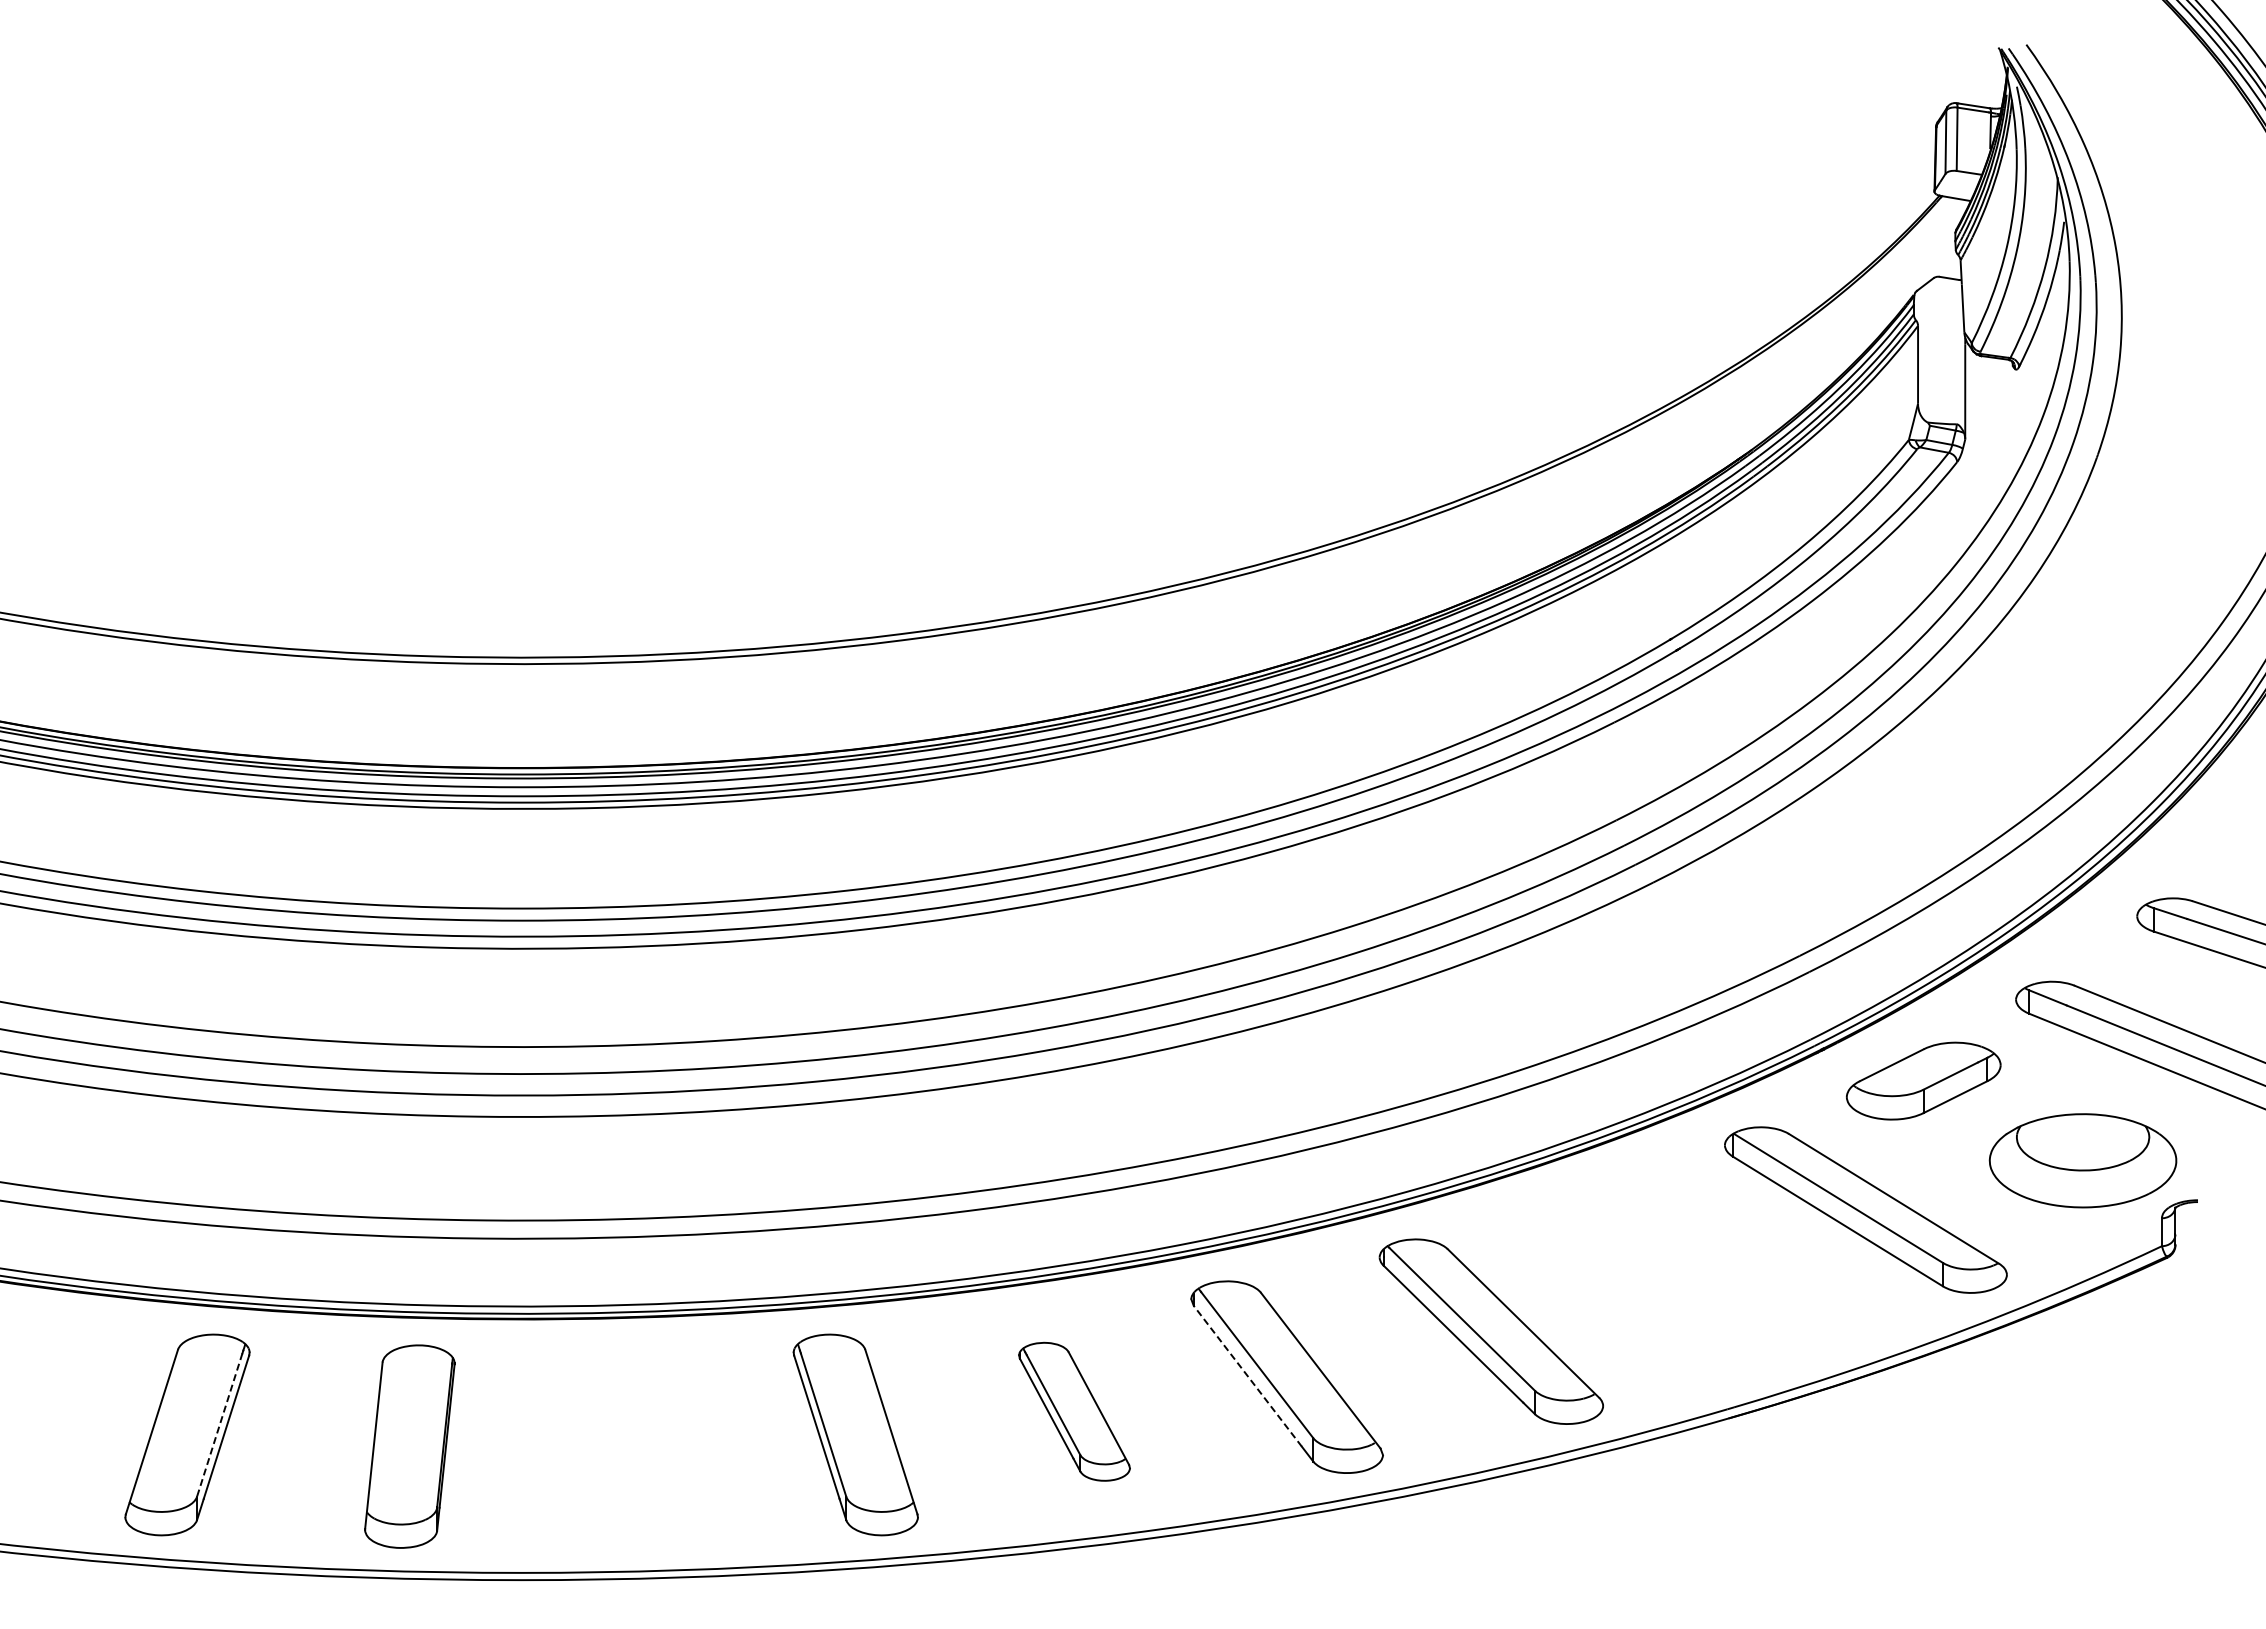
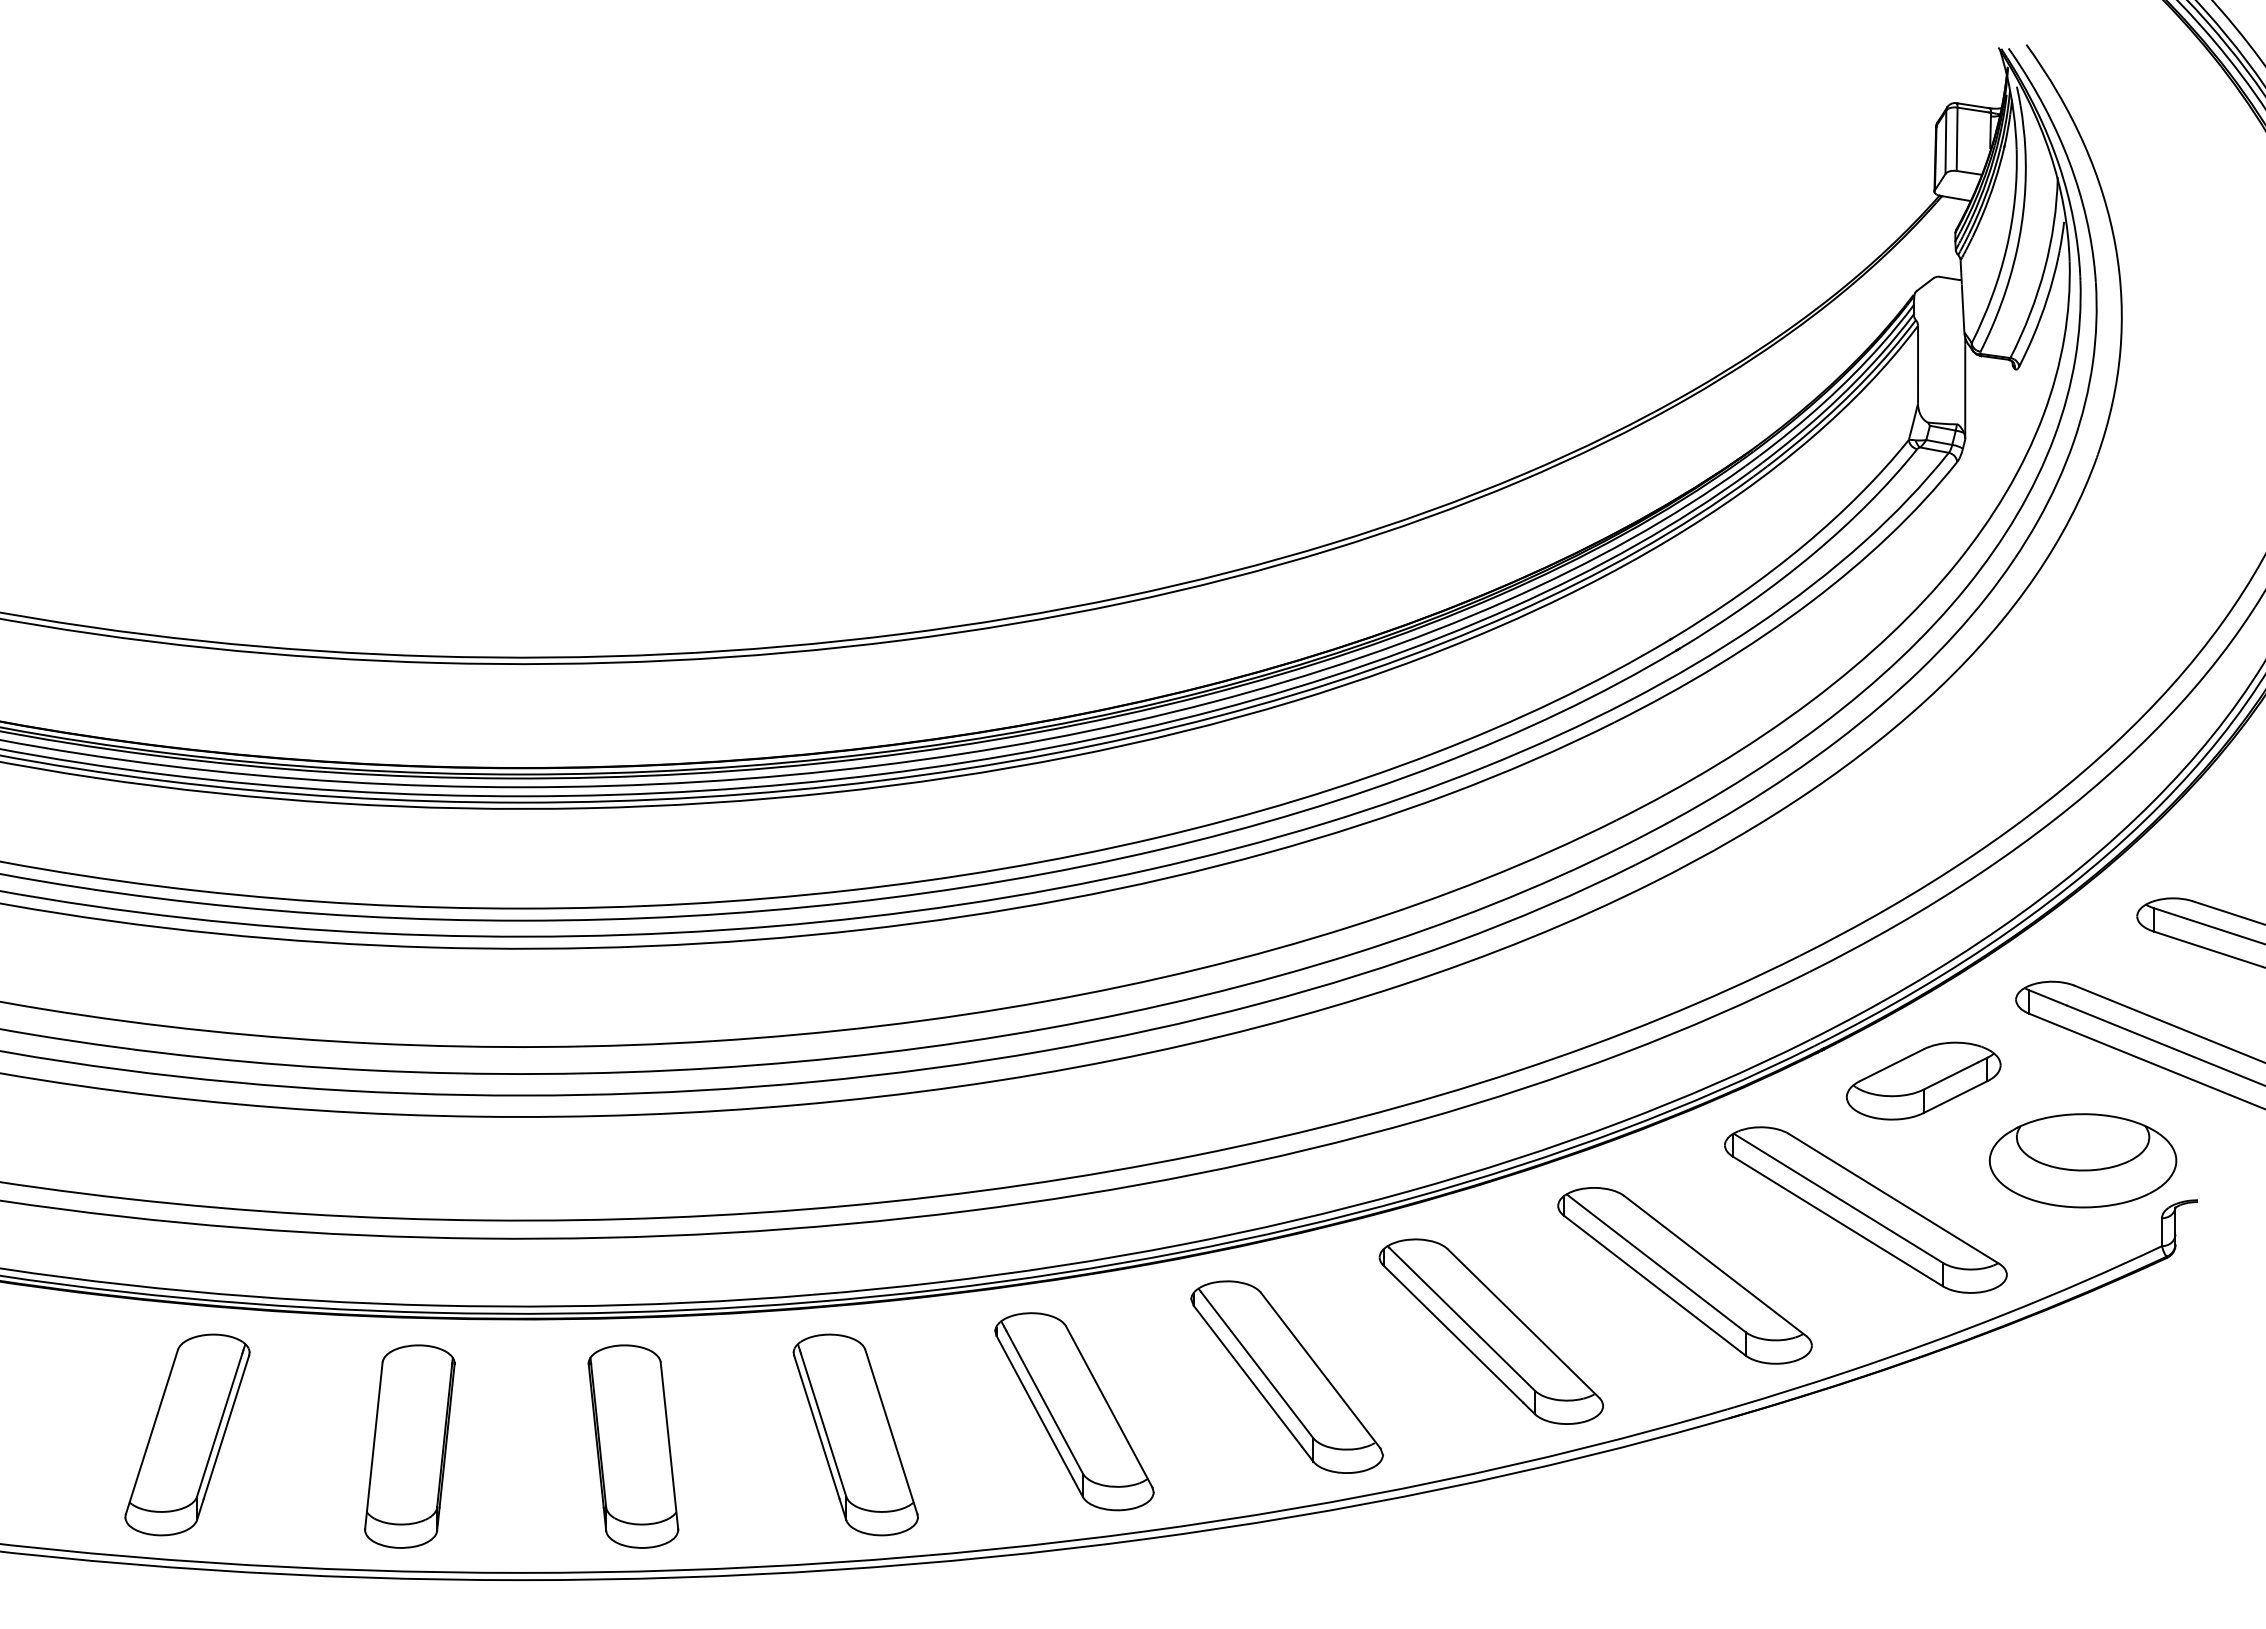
part: none -> present (1684, 1275)
line: dashed -> solid (1247, 1376)
part size: 113x141 px -> 161x200 px (1074, 1411)
line: dashed -> solid (219, 1425)
part: none -> present (633, 1446)
